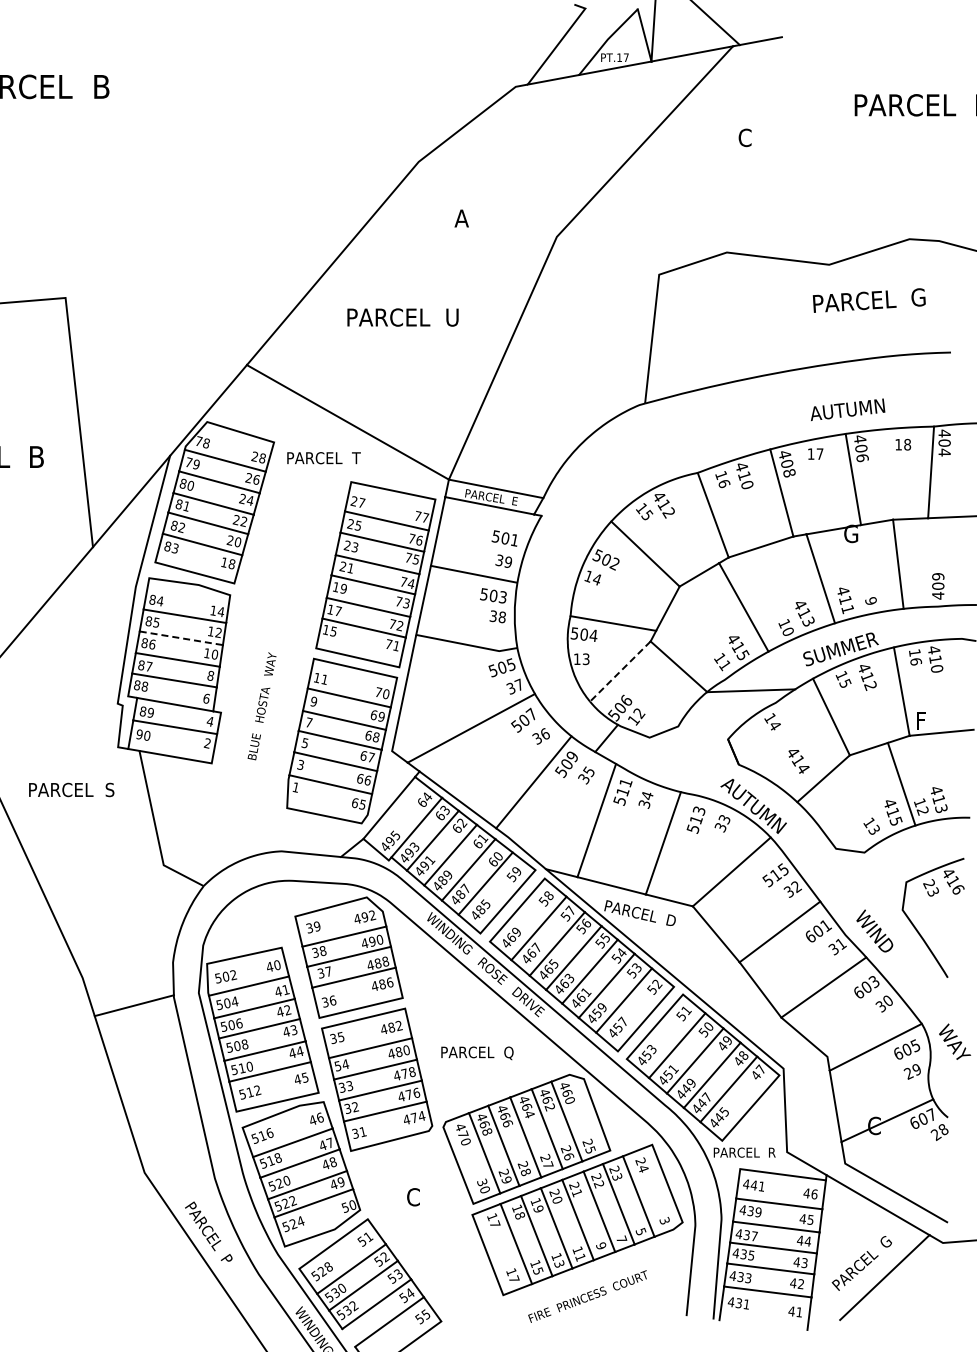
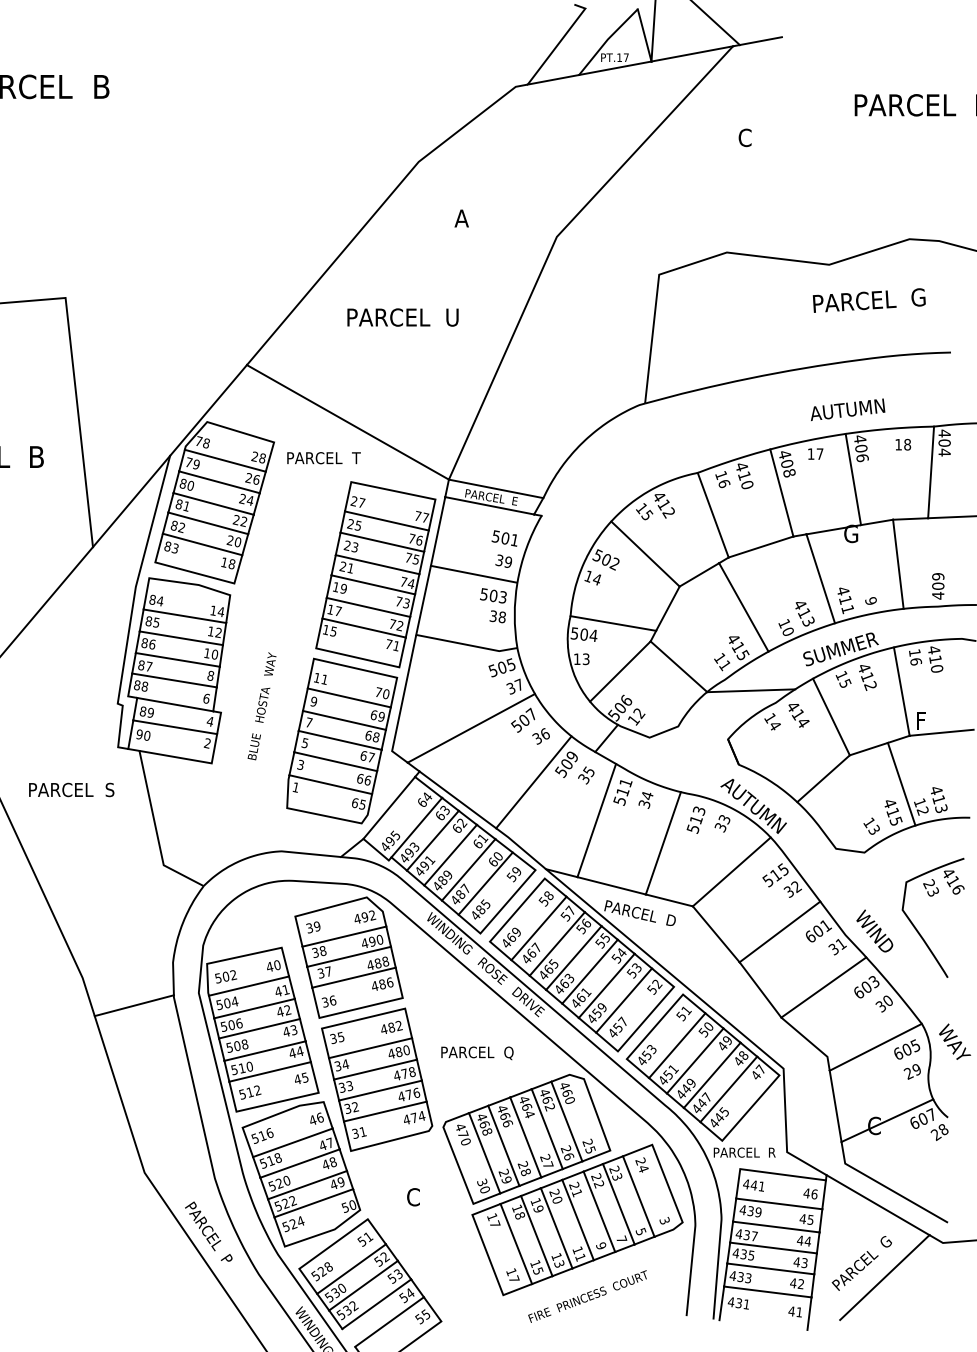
line: dashed -> solid (181, 638)
line: dashed -> solid (620, 671)
text position: (798, 761) -> (798, 715) (798, 715)
text: 54 -> 34 (338, 1065)
